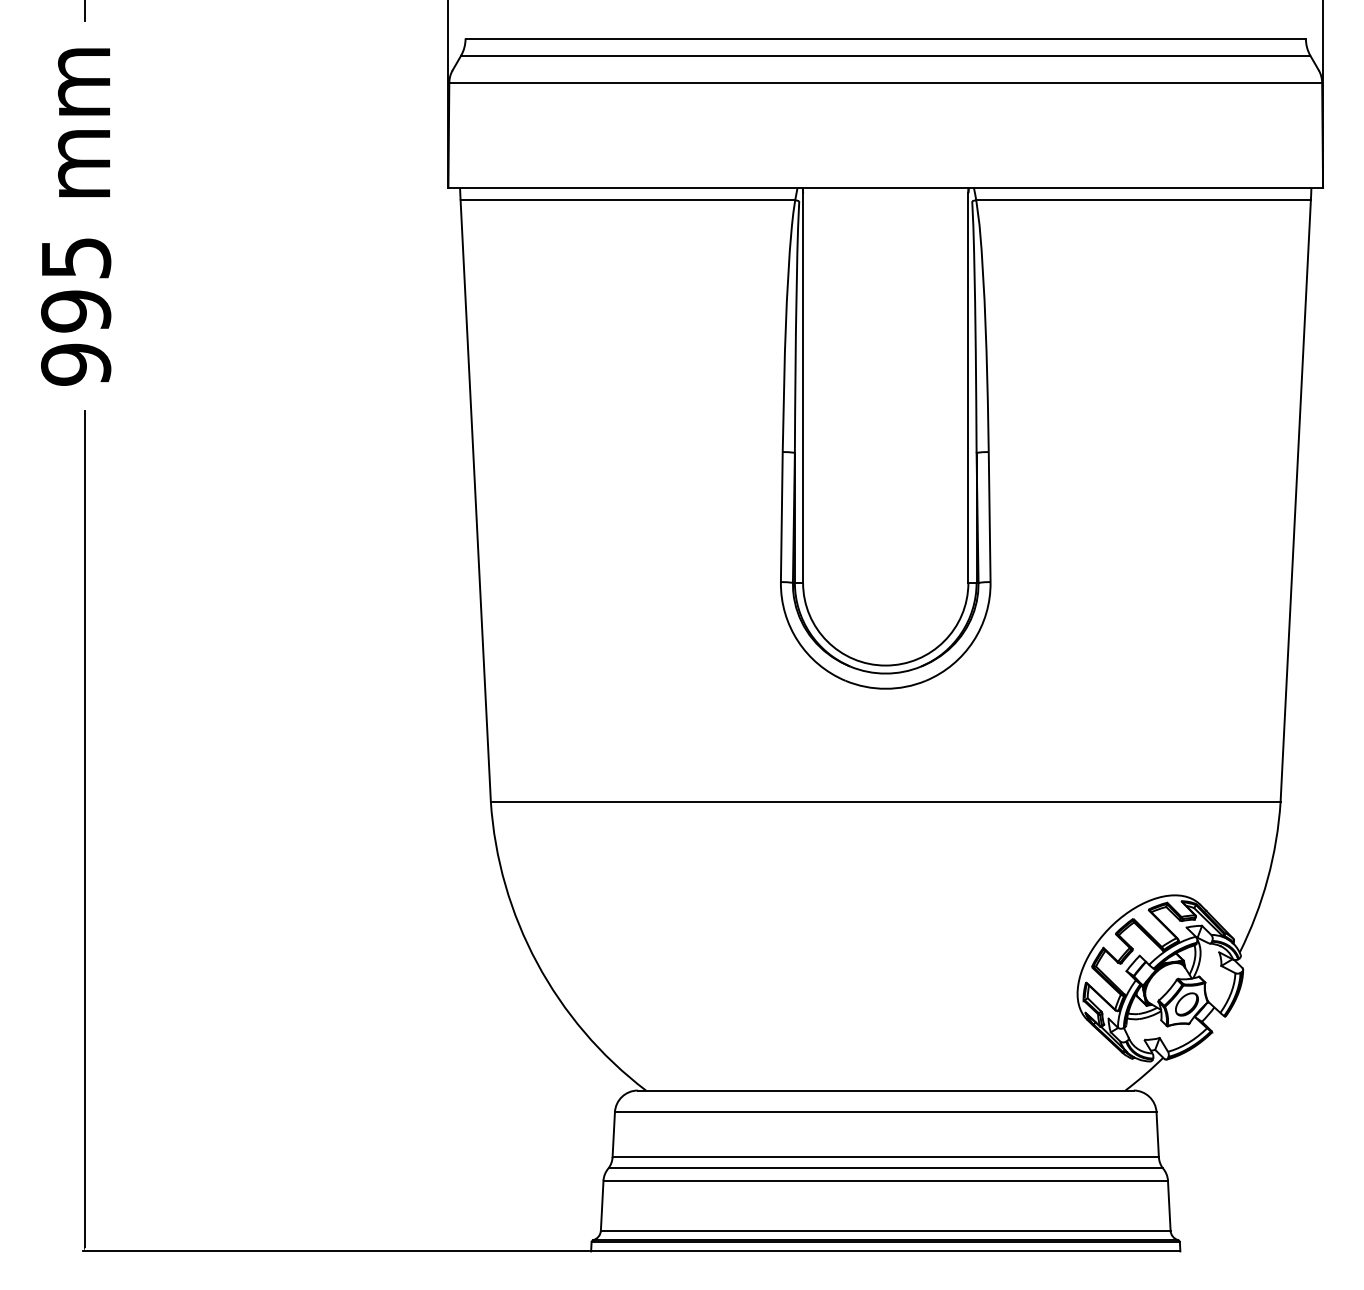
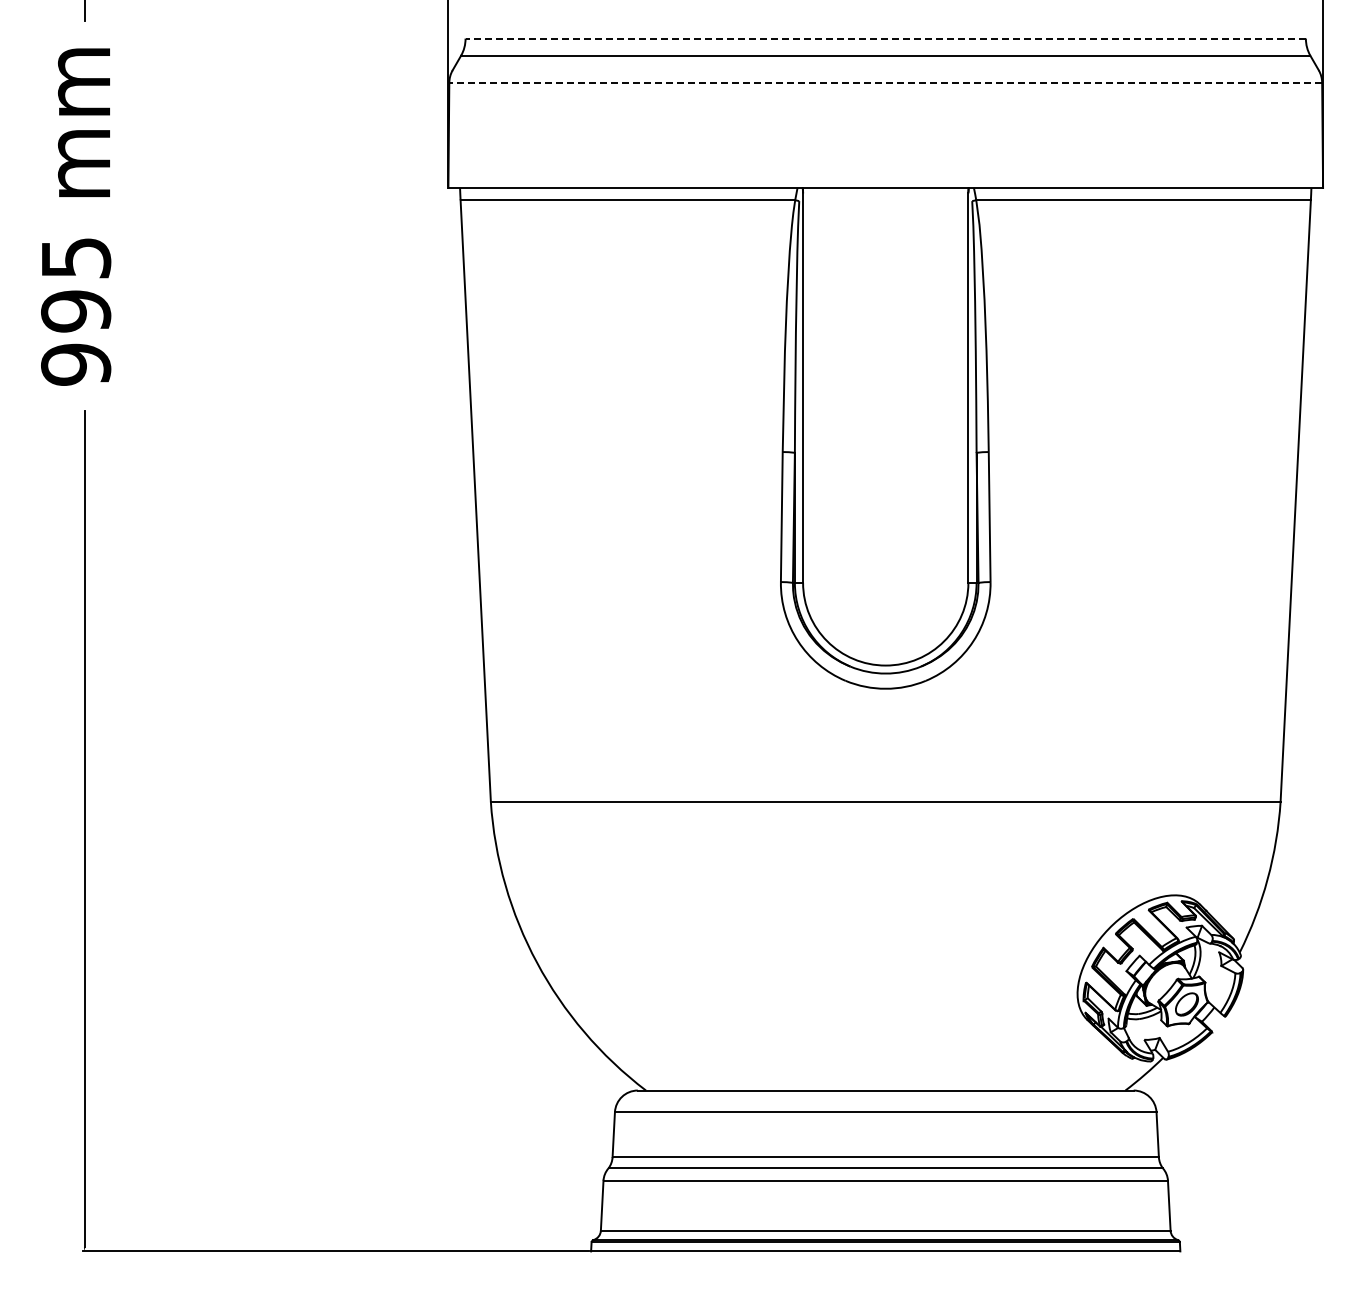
line: solid -> dashed (885, 38)
line: solid -> dashed (885, 82)
